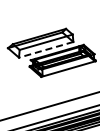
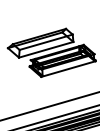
line: dashed -> solid (45, 49)
